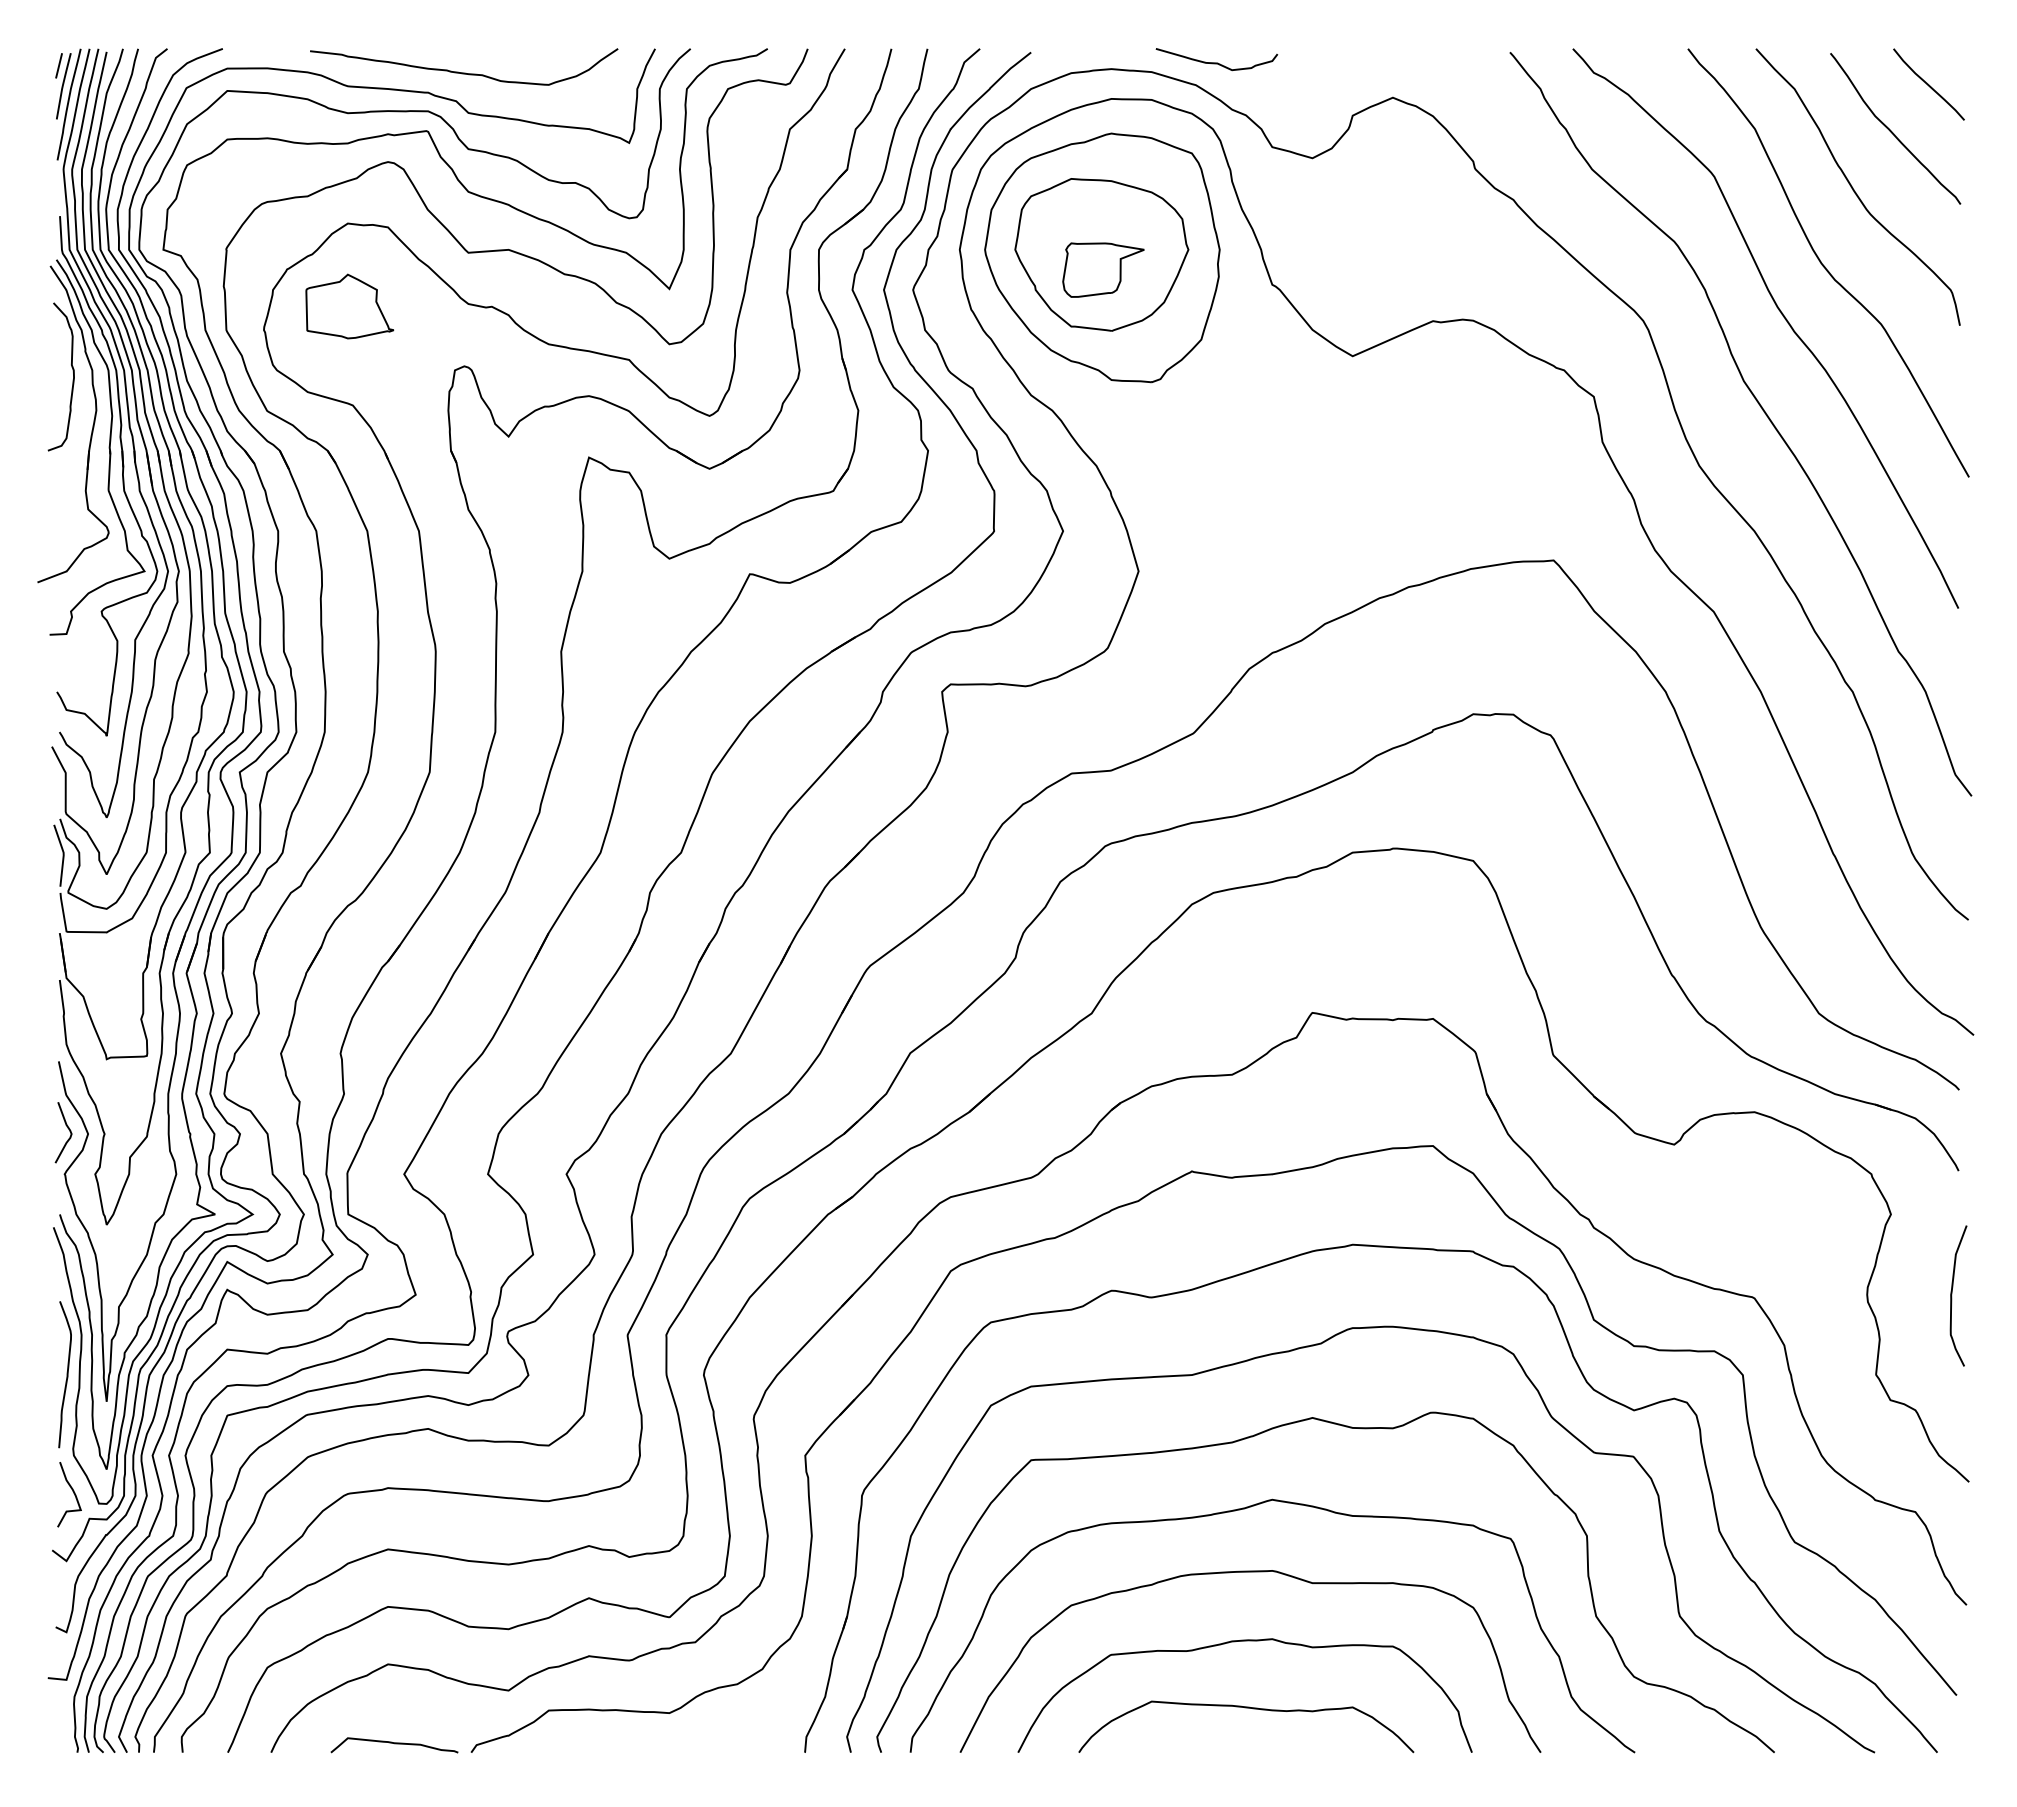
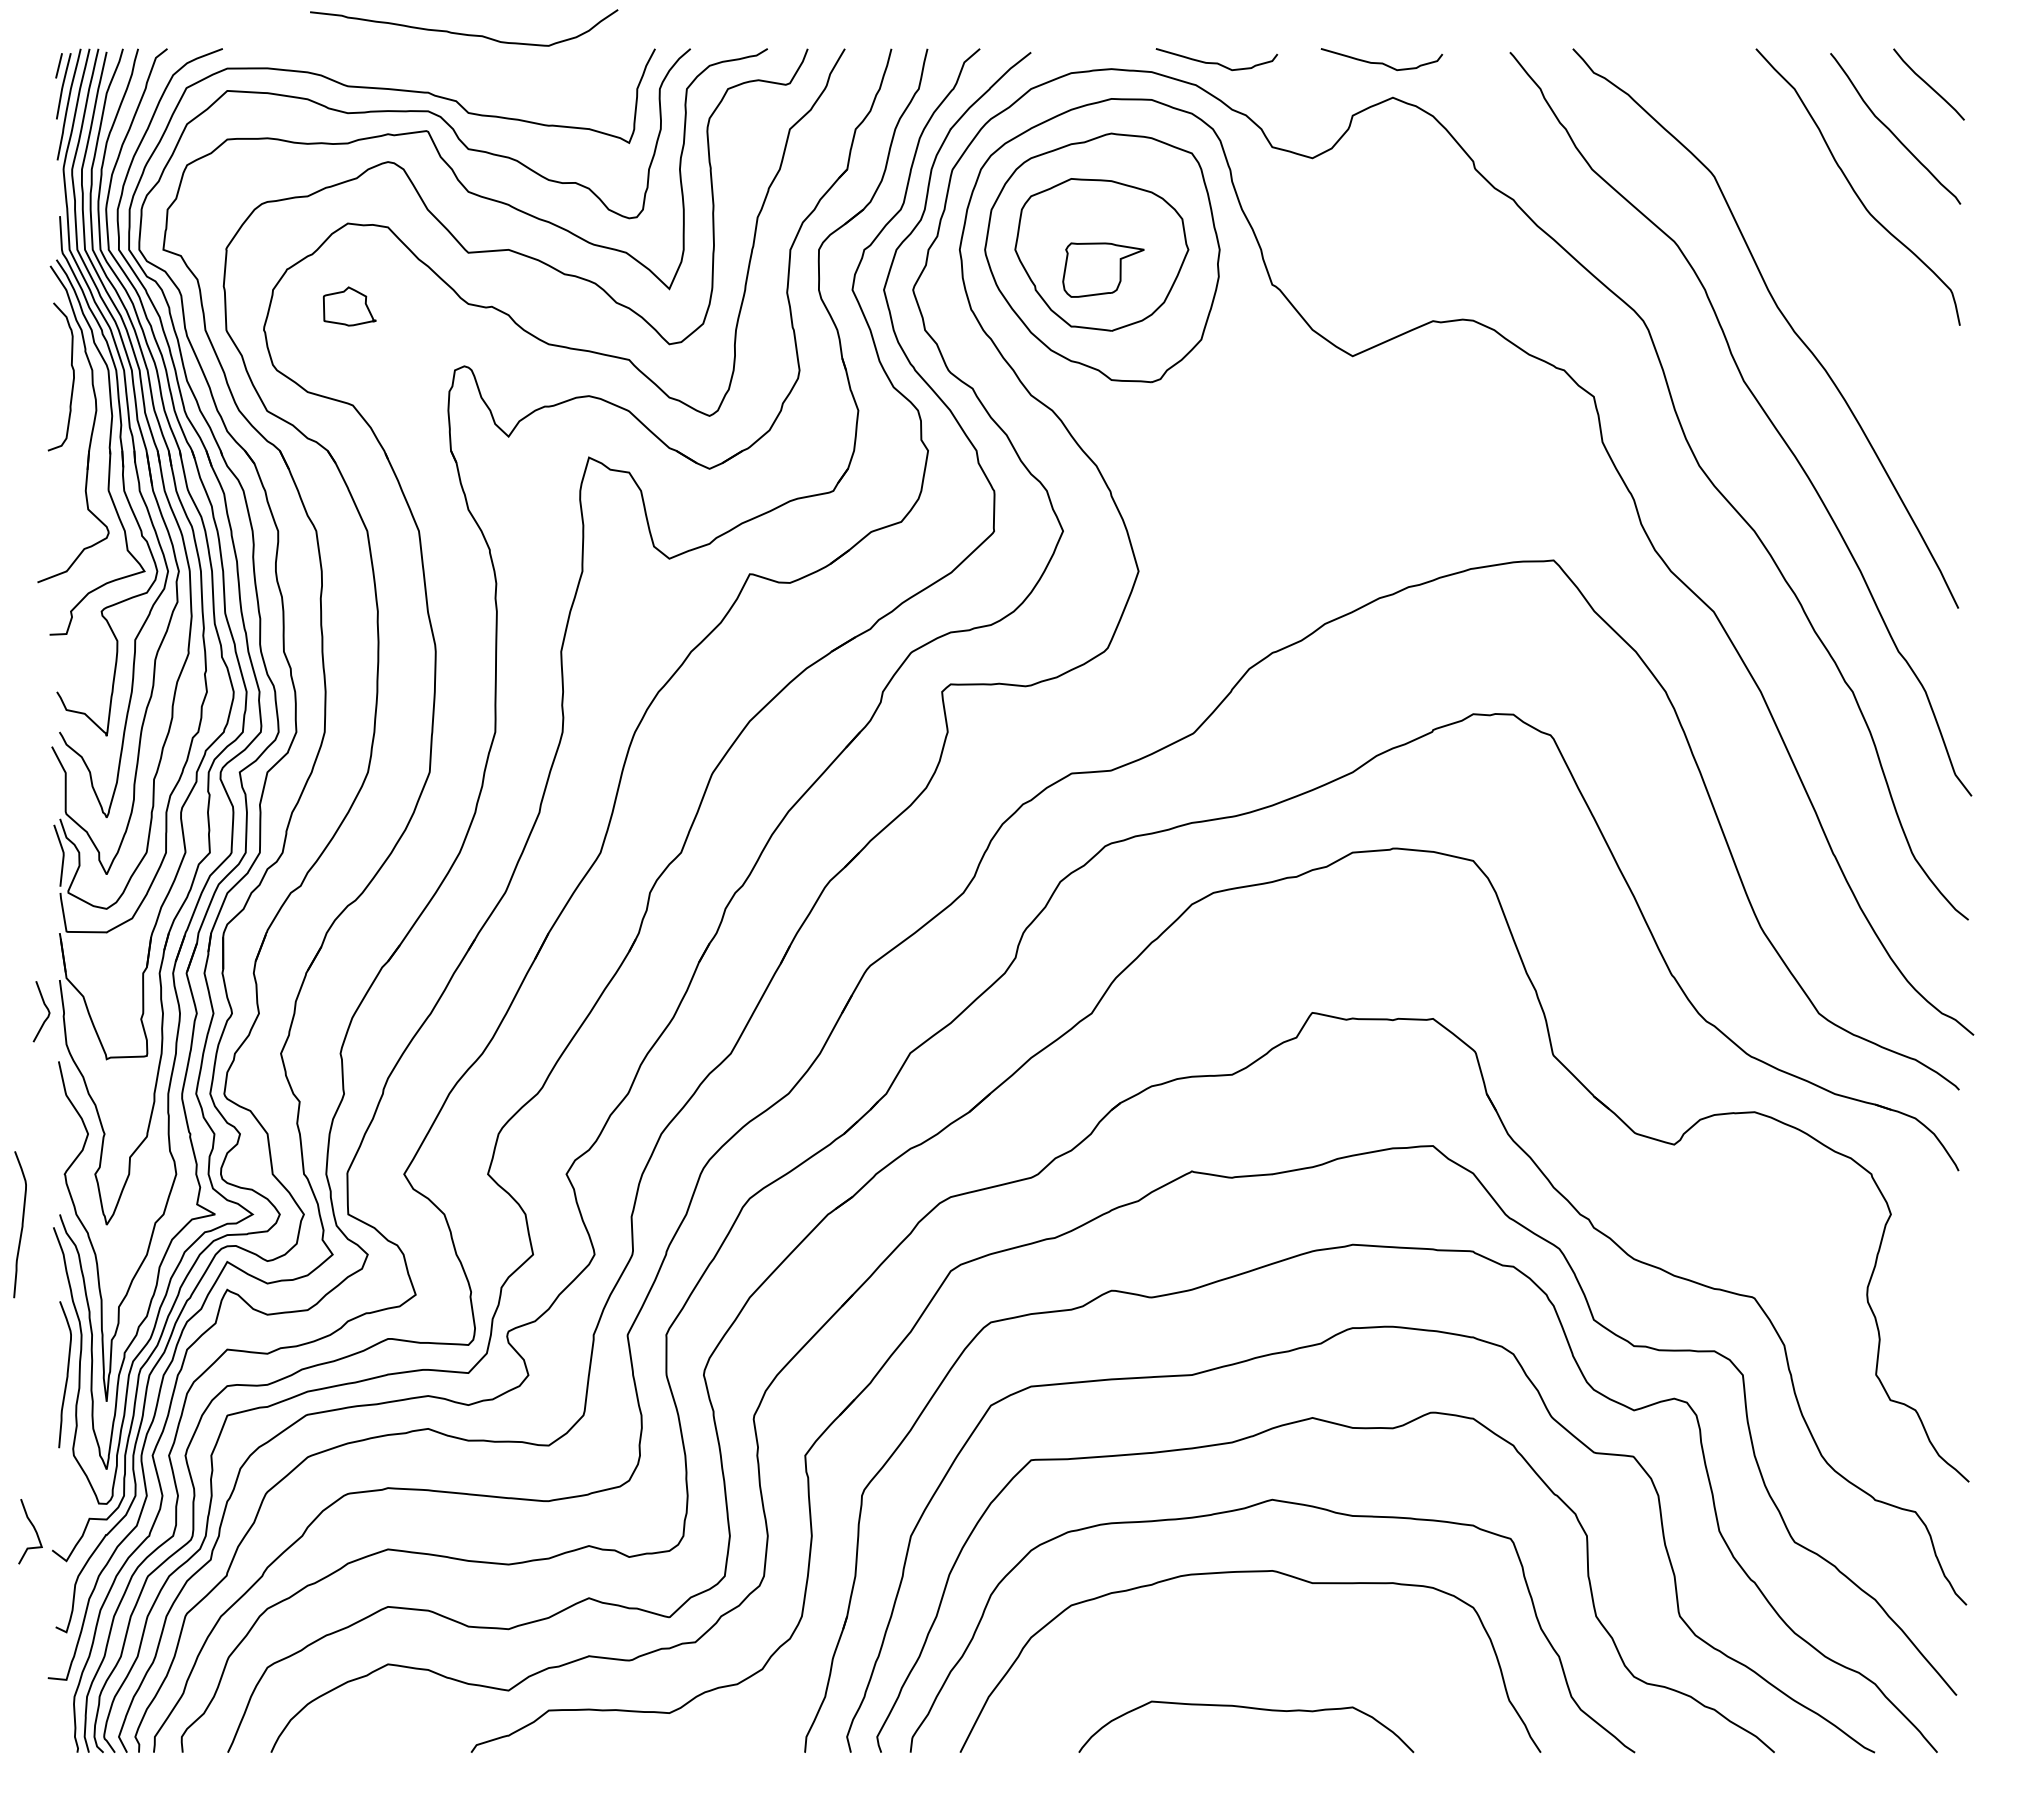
curve: none -> present (1381, 62)
curve position: (464, 72) -> (464, 33) (464, 33)
curve: present -> none (1824, 265)
part size: 90x67 px -> 55x41 px (349, 306)
curve position: (67, 1128) -> (45, 1007) (45, 1007)
curve: none -> present (21, 1224)
curve: present -> none (1952, 1295)
curve position: (73, 1493) -> (34, 1530) (34, 1530)
curve: present -> none (1235, 1642)
curve: present -> none (394, 1744)
